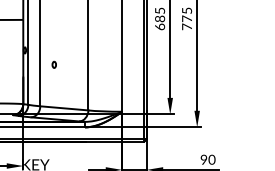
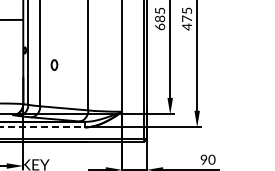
text: 775 -> 475 (186, 26)
part size: 6x9 px -> 9x12 px (54, 64)
line: solid -> dashed (43, 127)
